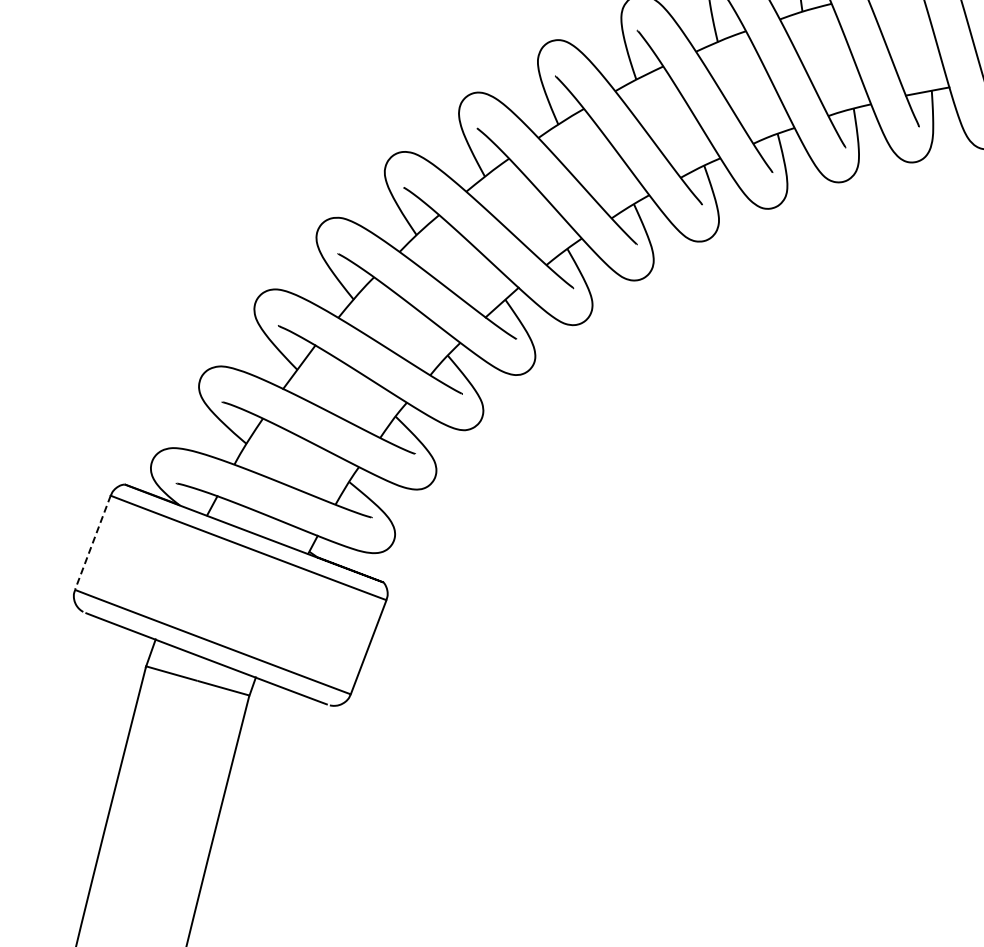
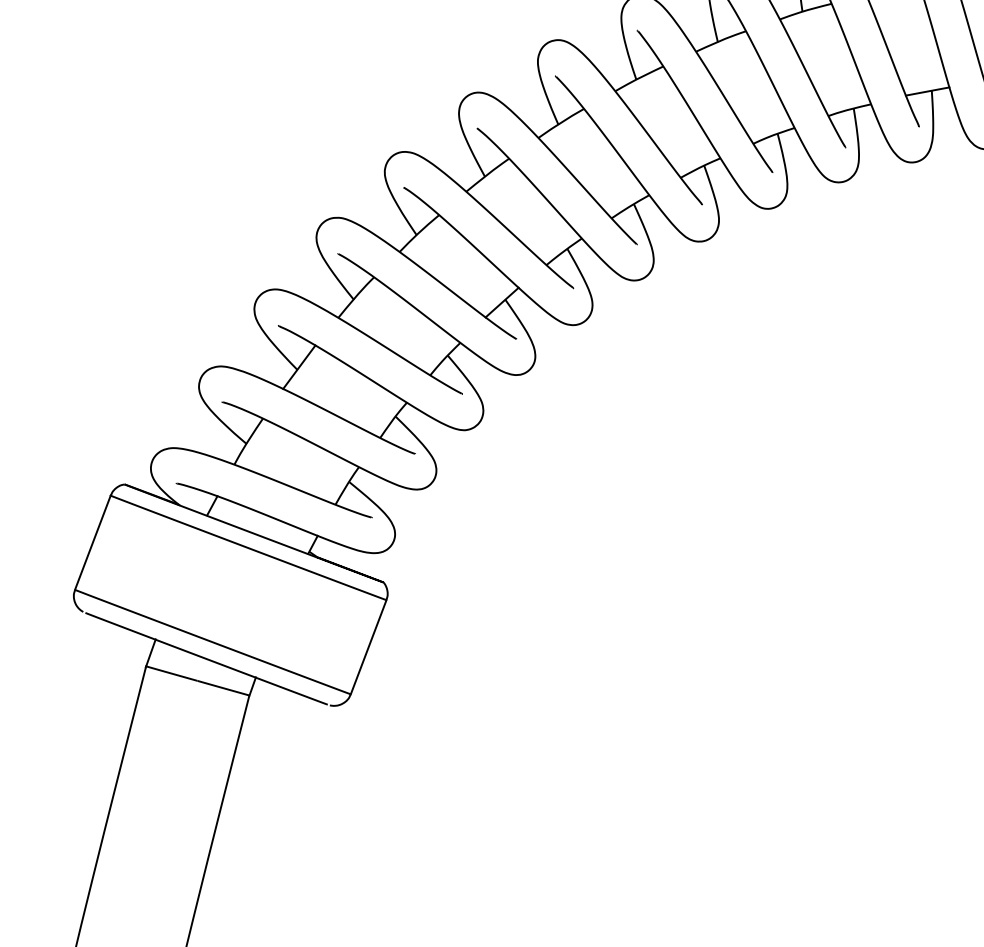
line: dashed -> solid (92, 543)
